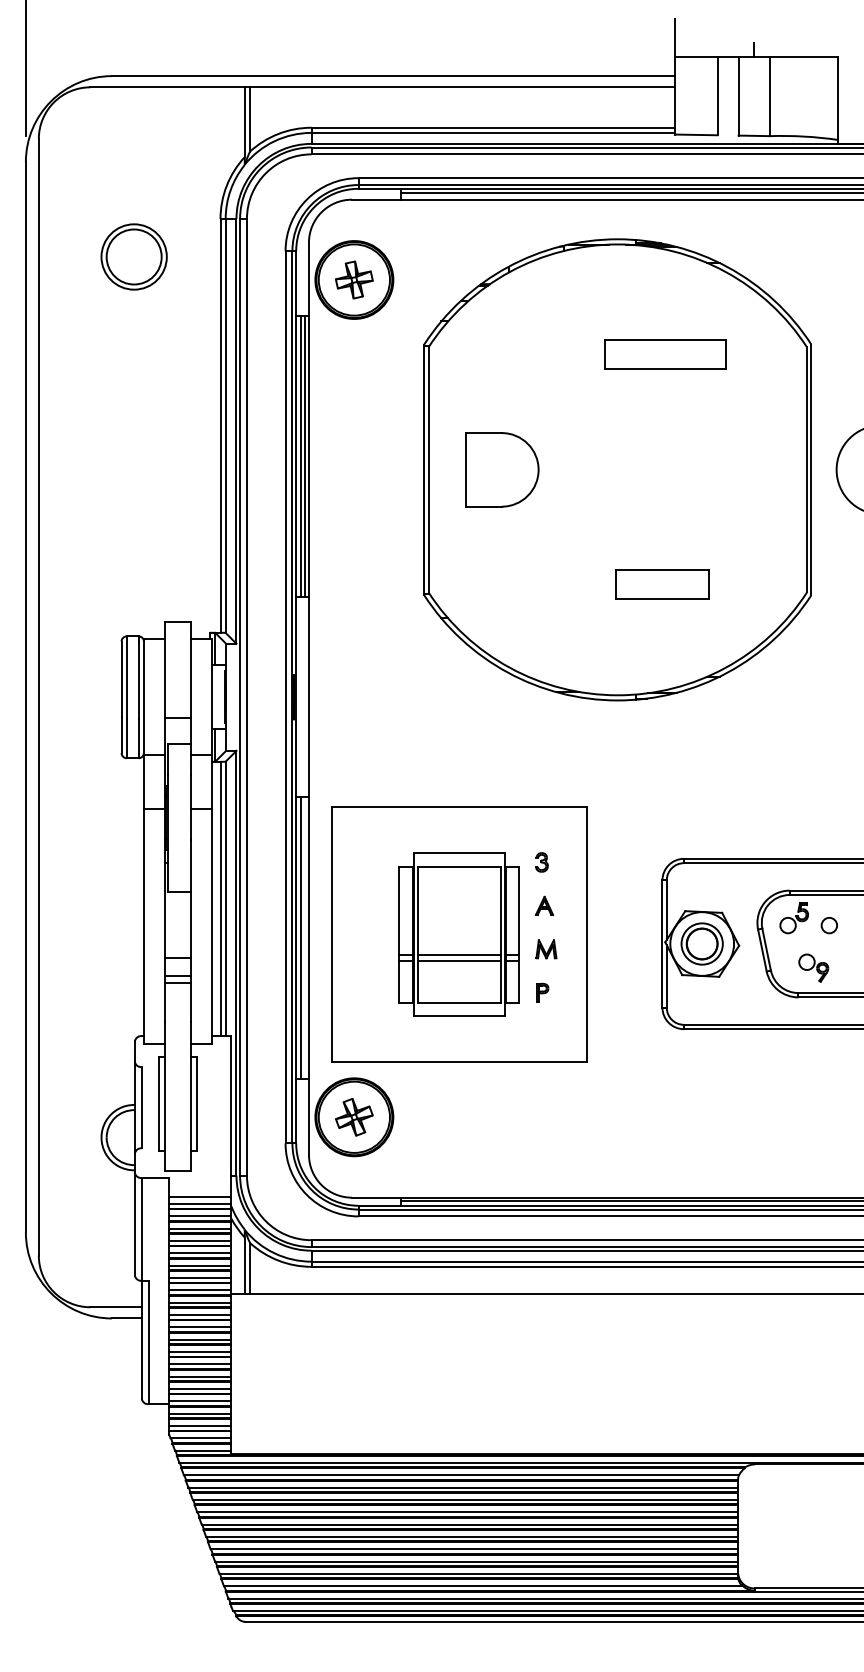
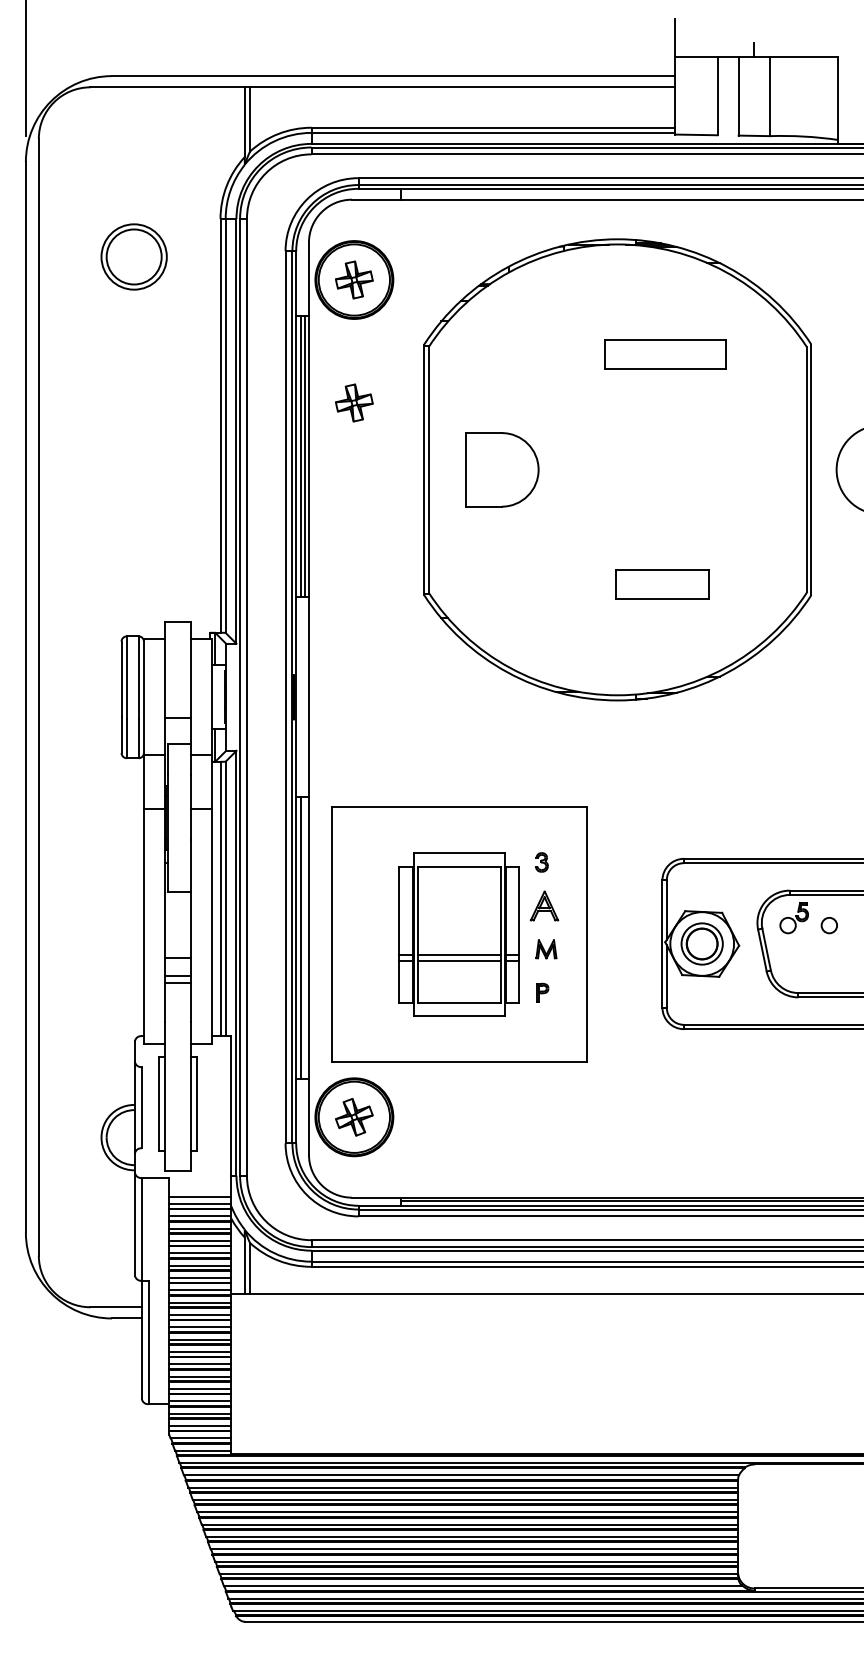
line: present -> none (630, 193)
part: none -> present (354, 402)
part size: 19x21 px -> 31x32 px (544, 905)
part: present -> none (813, 967)
